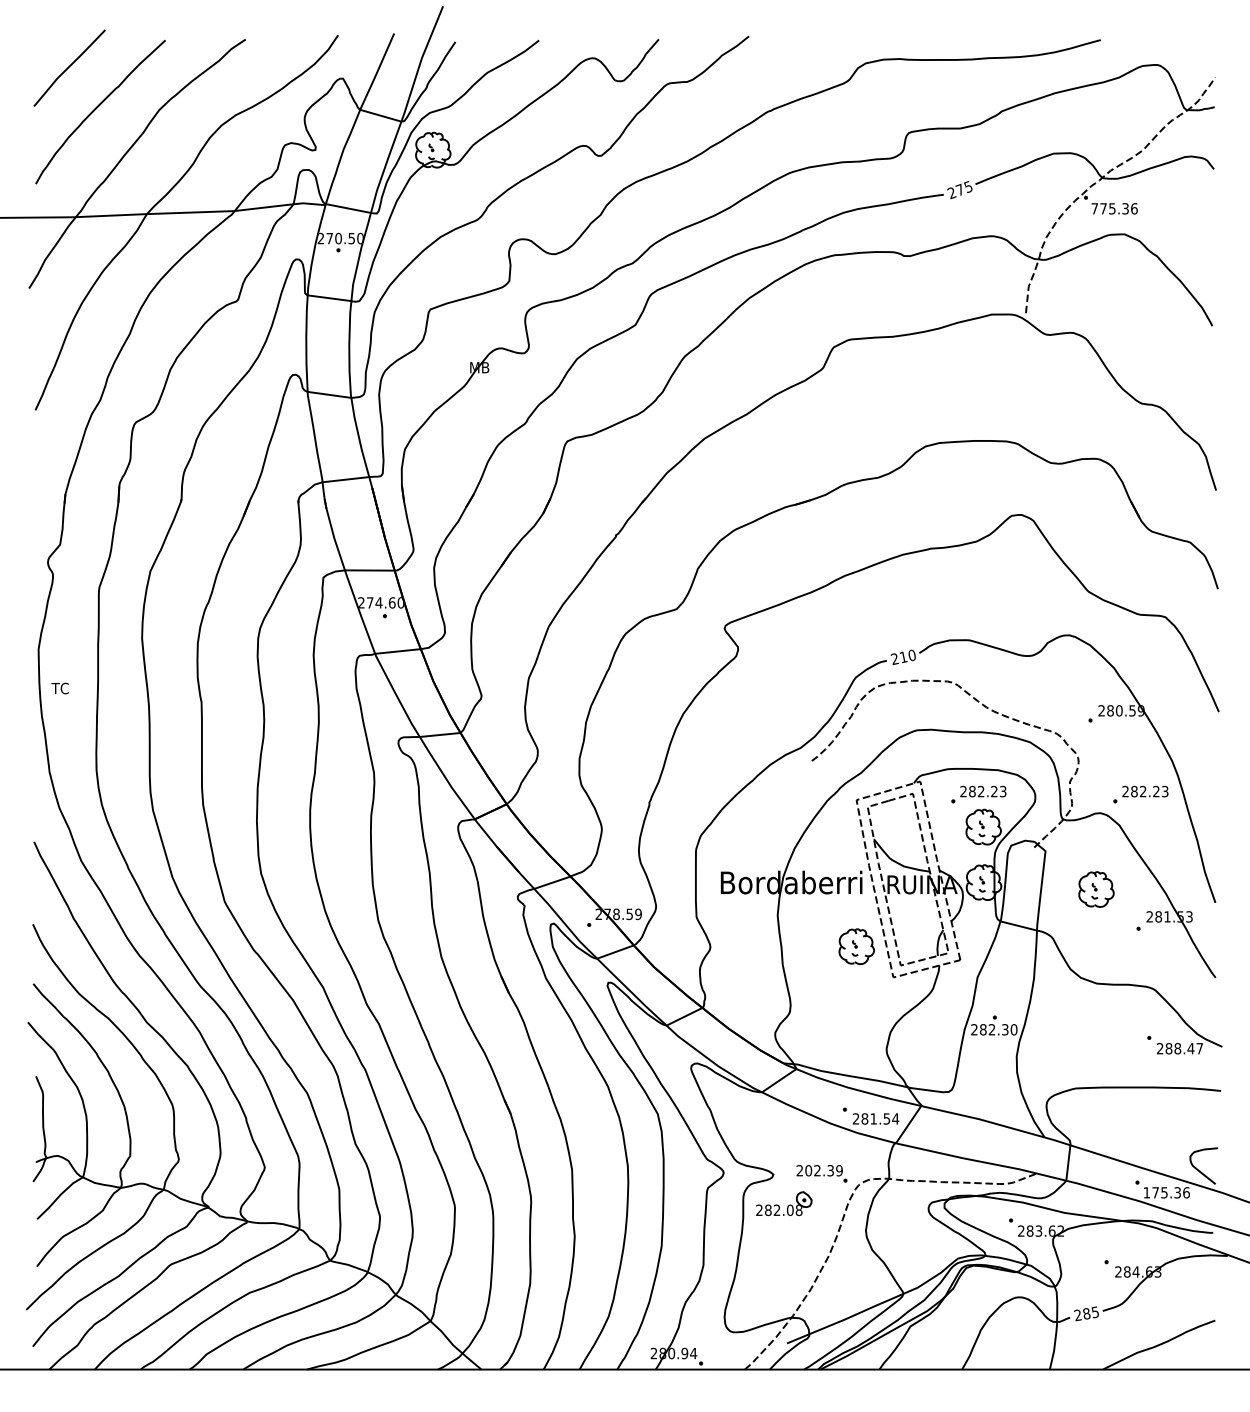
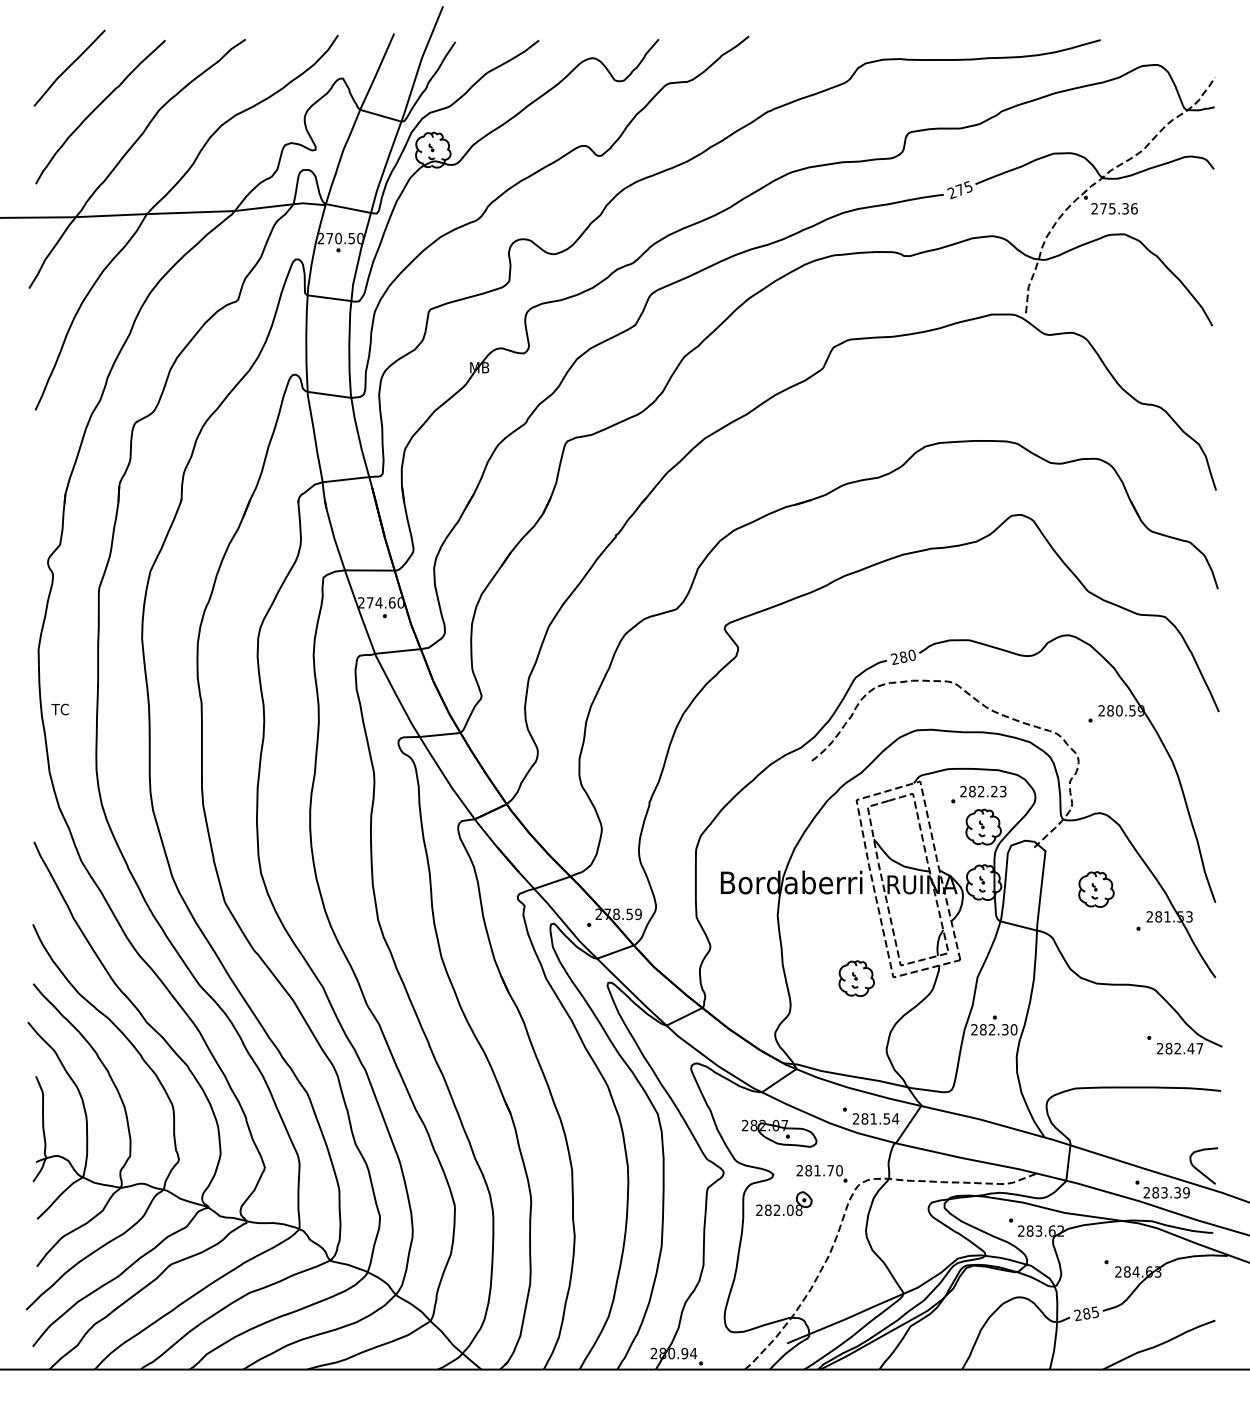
text: 775.36 -> 275.36 (1094, 208)
text: 210 -> 280 (903, 657)
text position: (59, 688) -> (59, 709) (59, 709)
part: present -> none (1140, 794)
part position: (856, 946) -> (856, 978) (856, 978)
text: 288.47 -> 282.47 (1177, 1048)
part: none -> present (779, 1133)
text: 202.39 -> 281.70 (823, 1170)
text: 175.36 -> 283.39 (1166, 1192)
